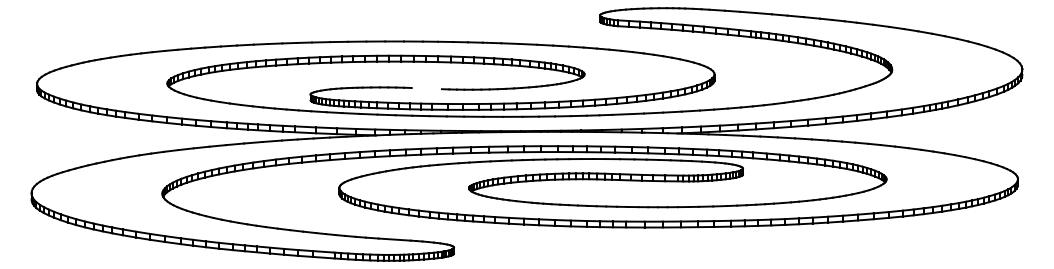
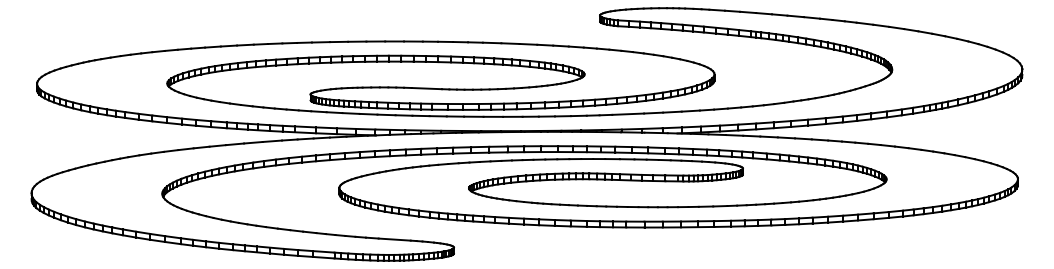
line: none -> present (426, 88)
